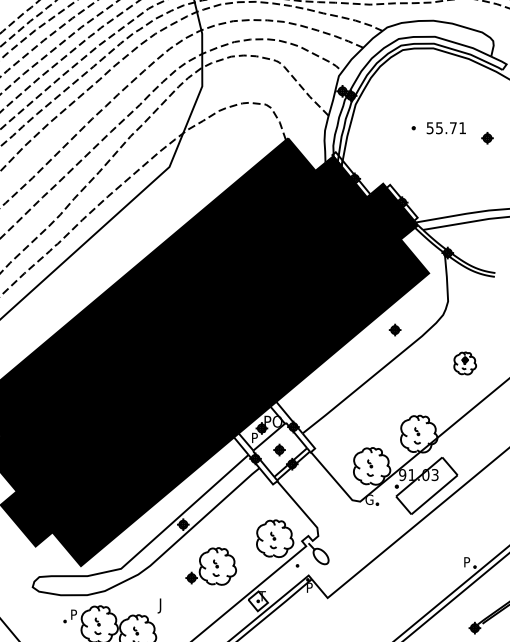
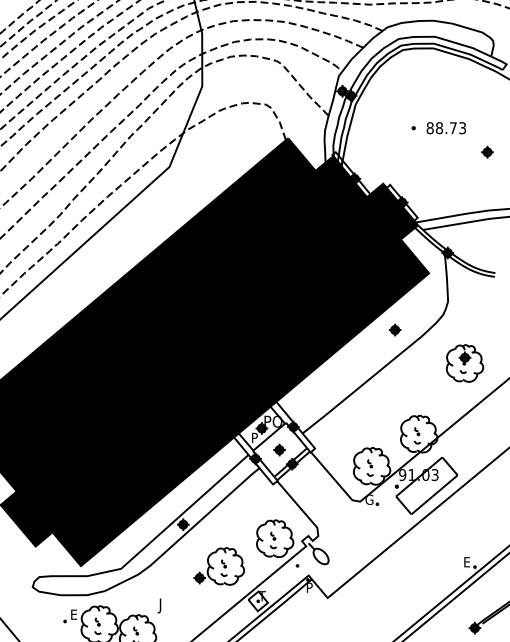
text: 55.71 -> 88.73 (446, 128)
part position: (487, 138) -> (487, 152) (487, 152)
part size: 24x25 px -> 39x39 px (465, 363)
text: P -> E (467, 562)
part position: (210, 566) -> (218, 566) (218, 566)
text: P -> E (74, 614)
